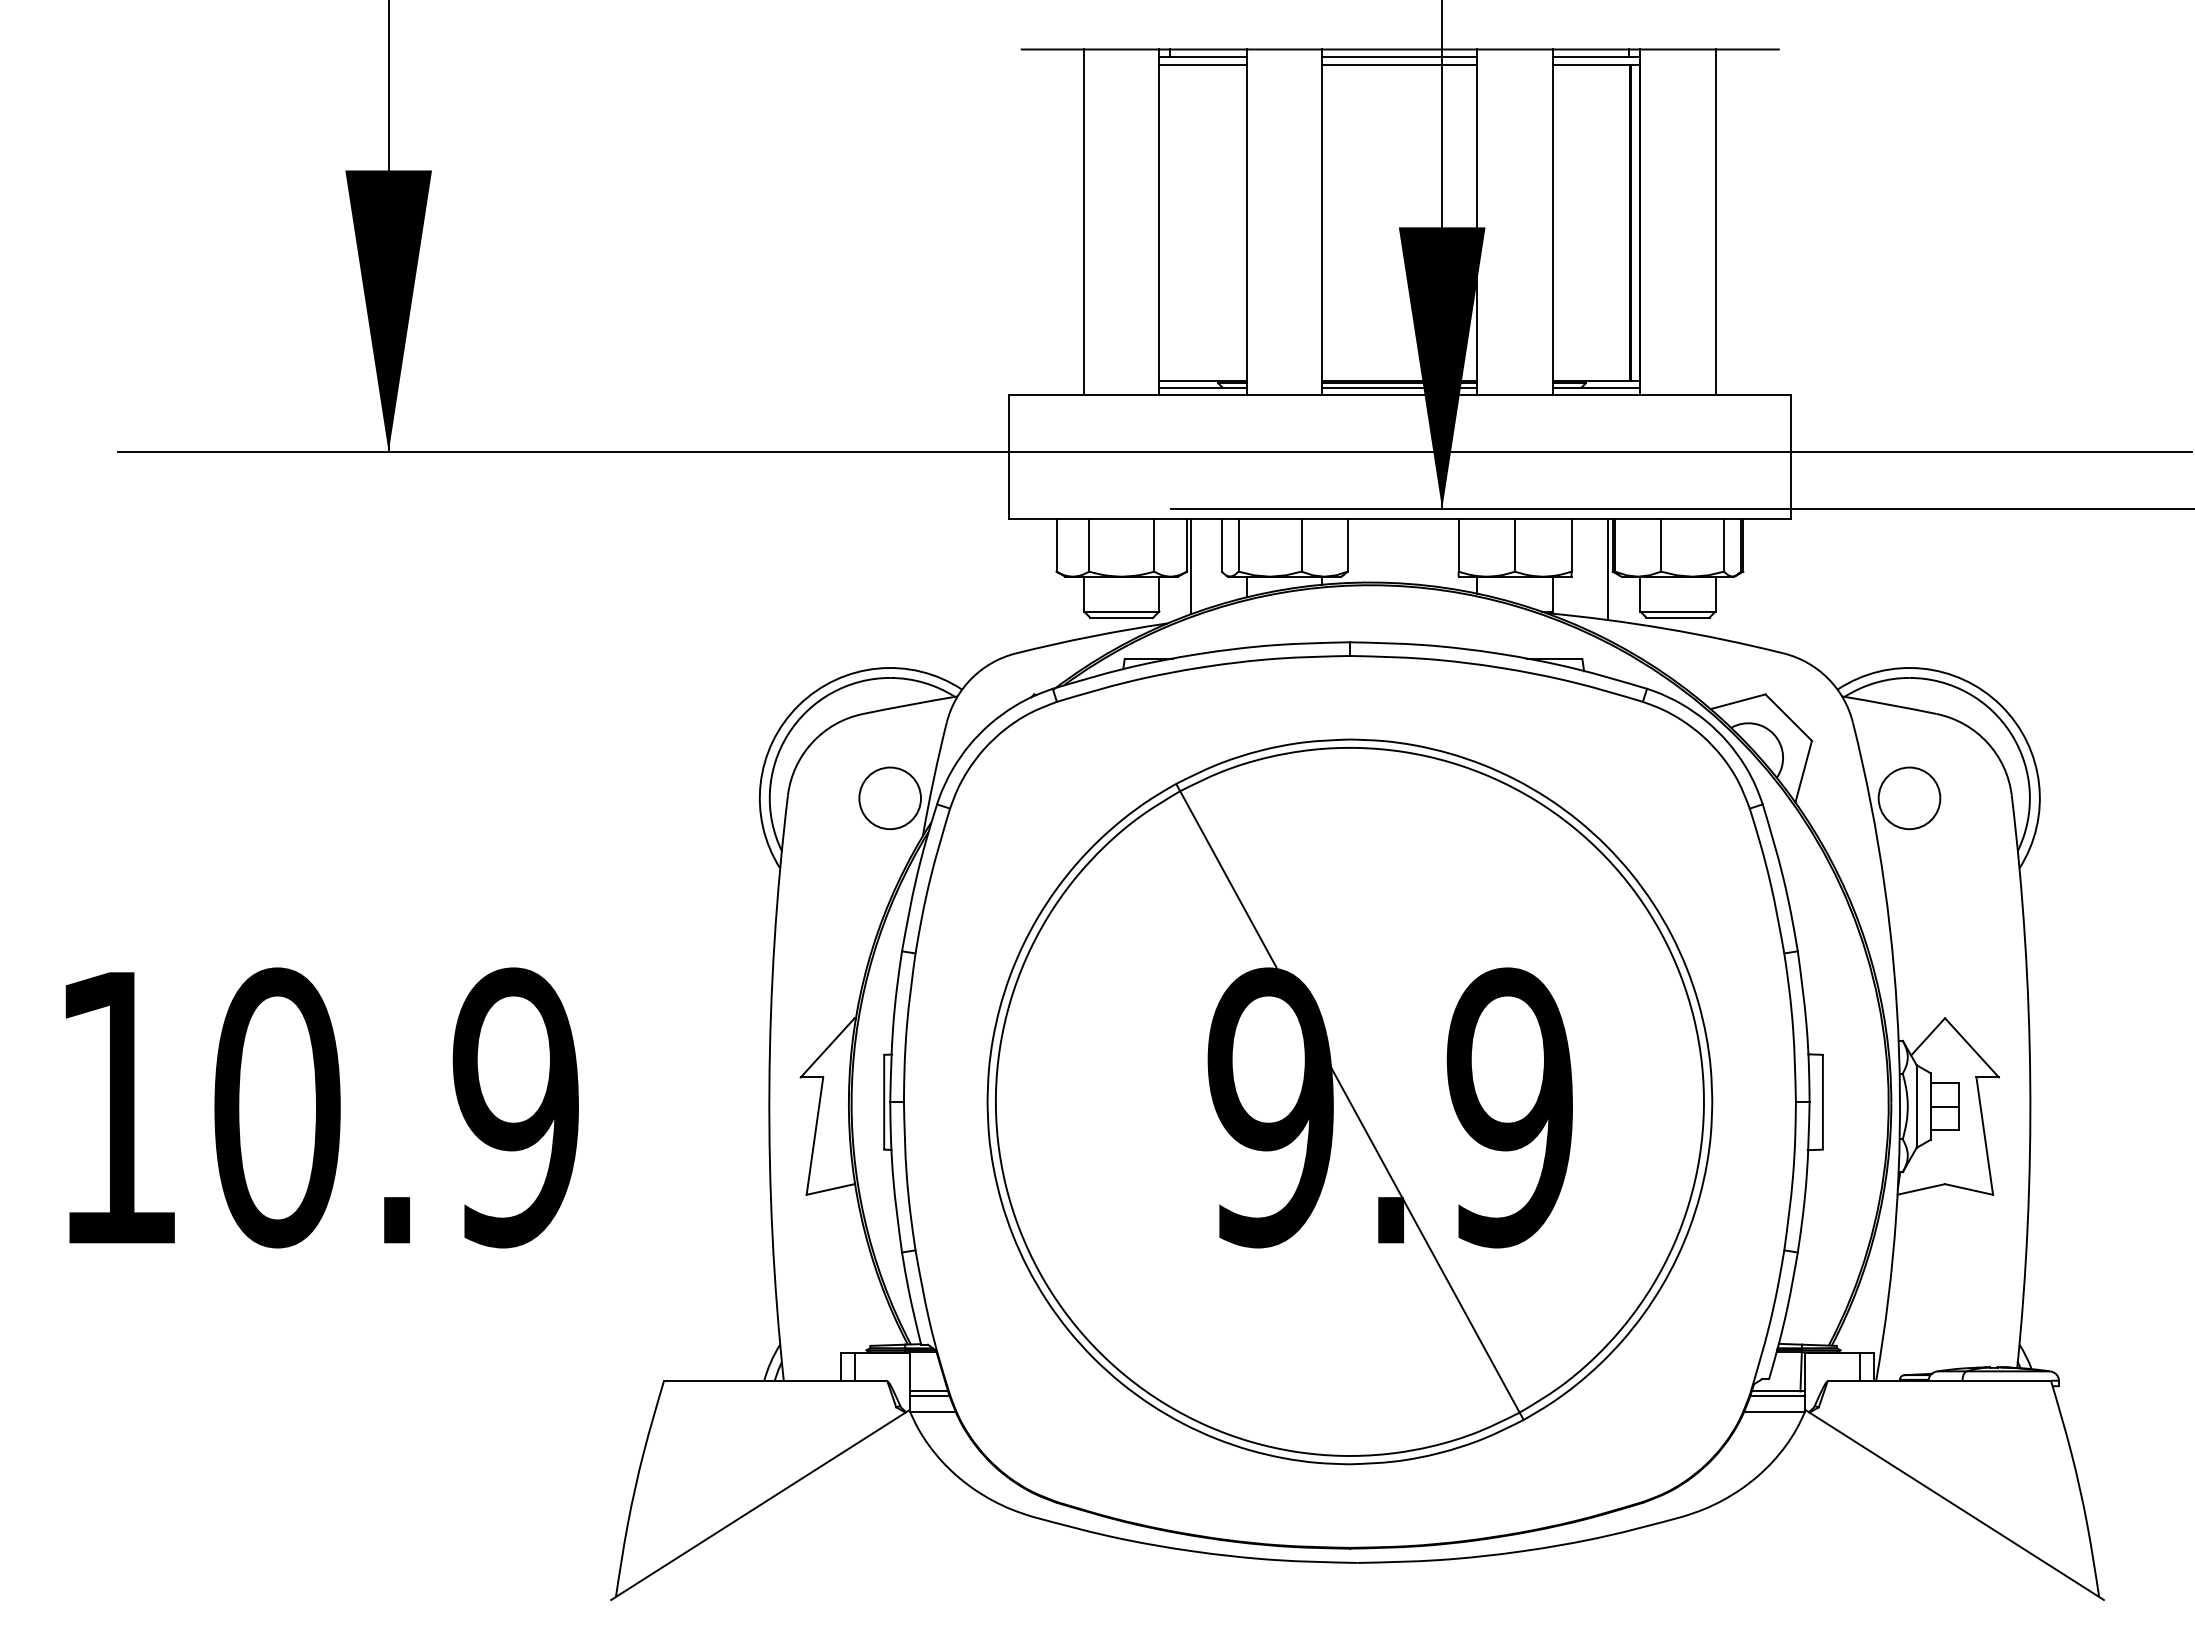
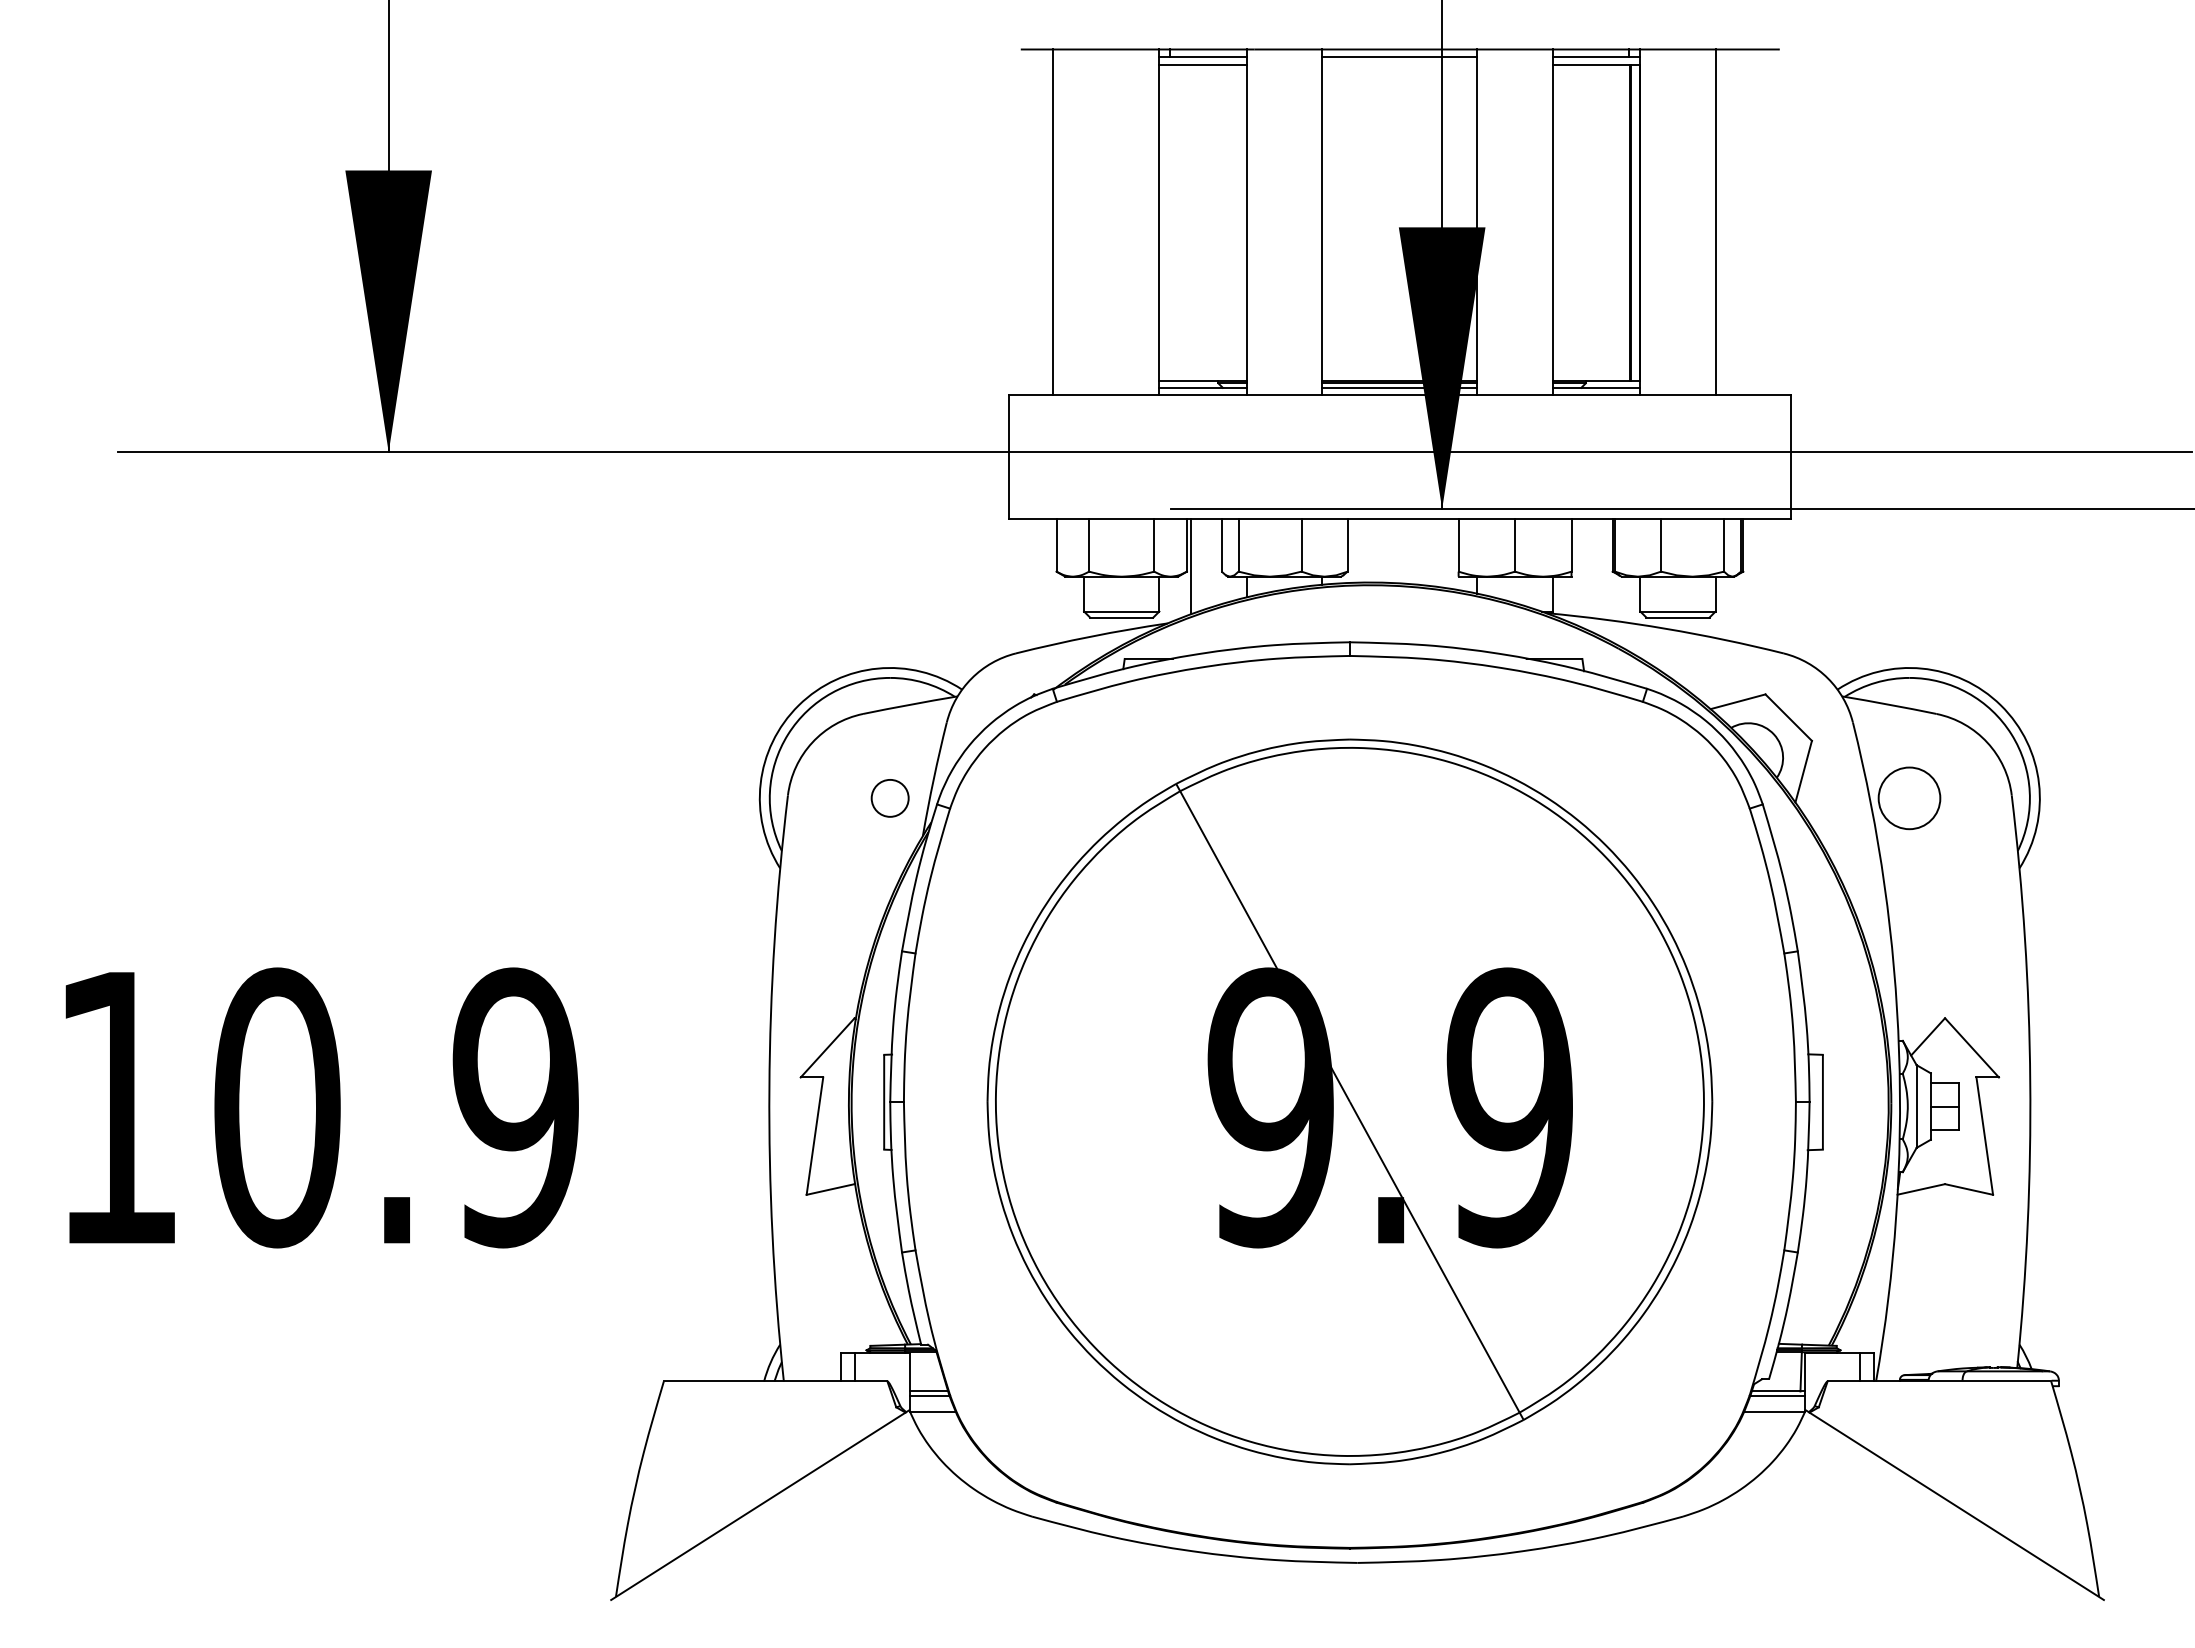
line: present -> none (1399, 64)
line position: (1084, 222) -> (1053, 222) (1053, 222)
line: present -> none (1608, 569)
circle diameter: 62 px -> 37 px (889, 797)
